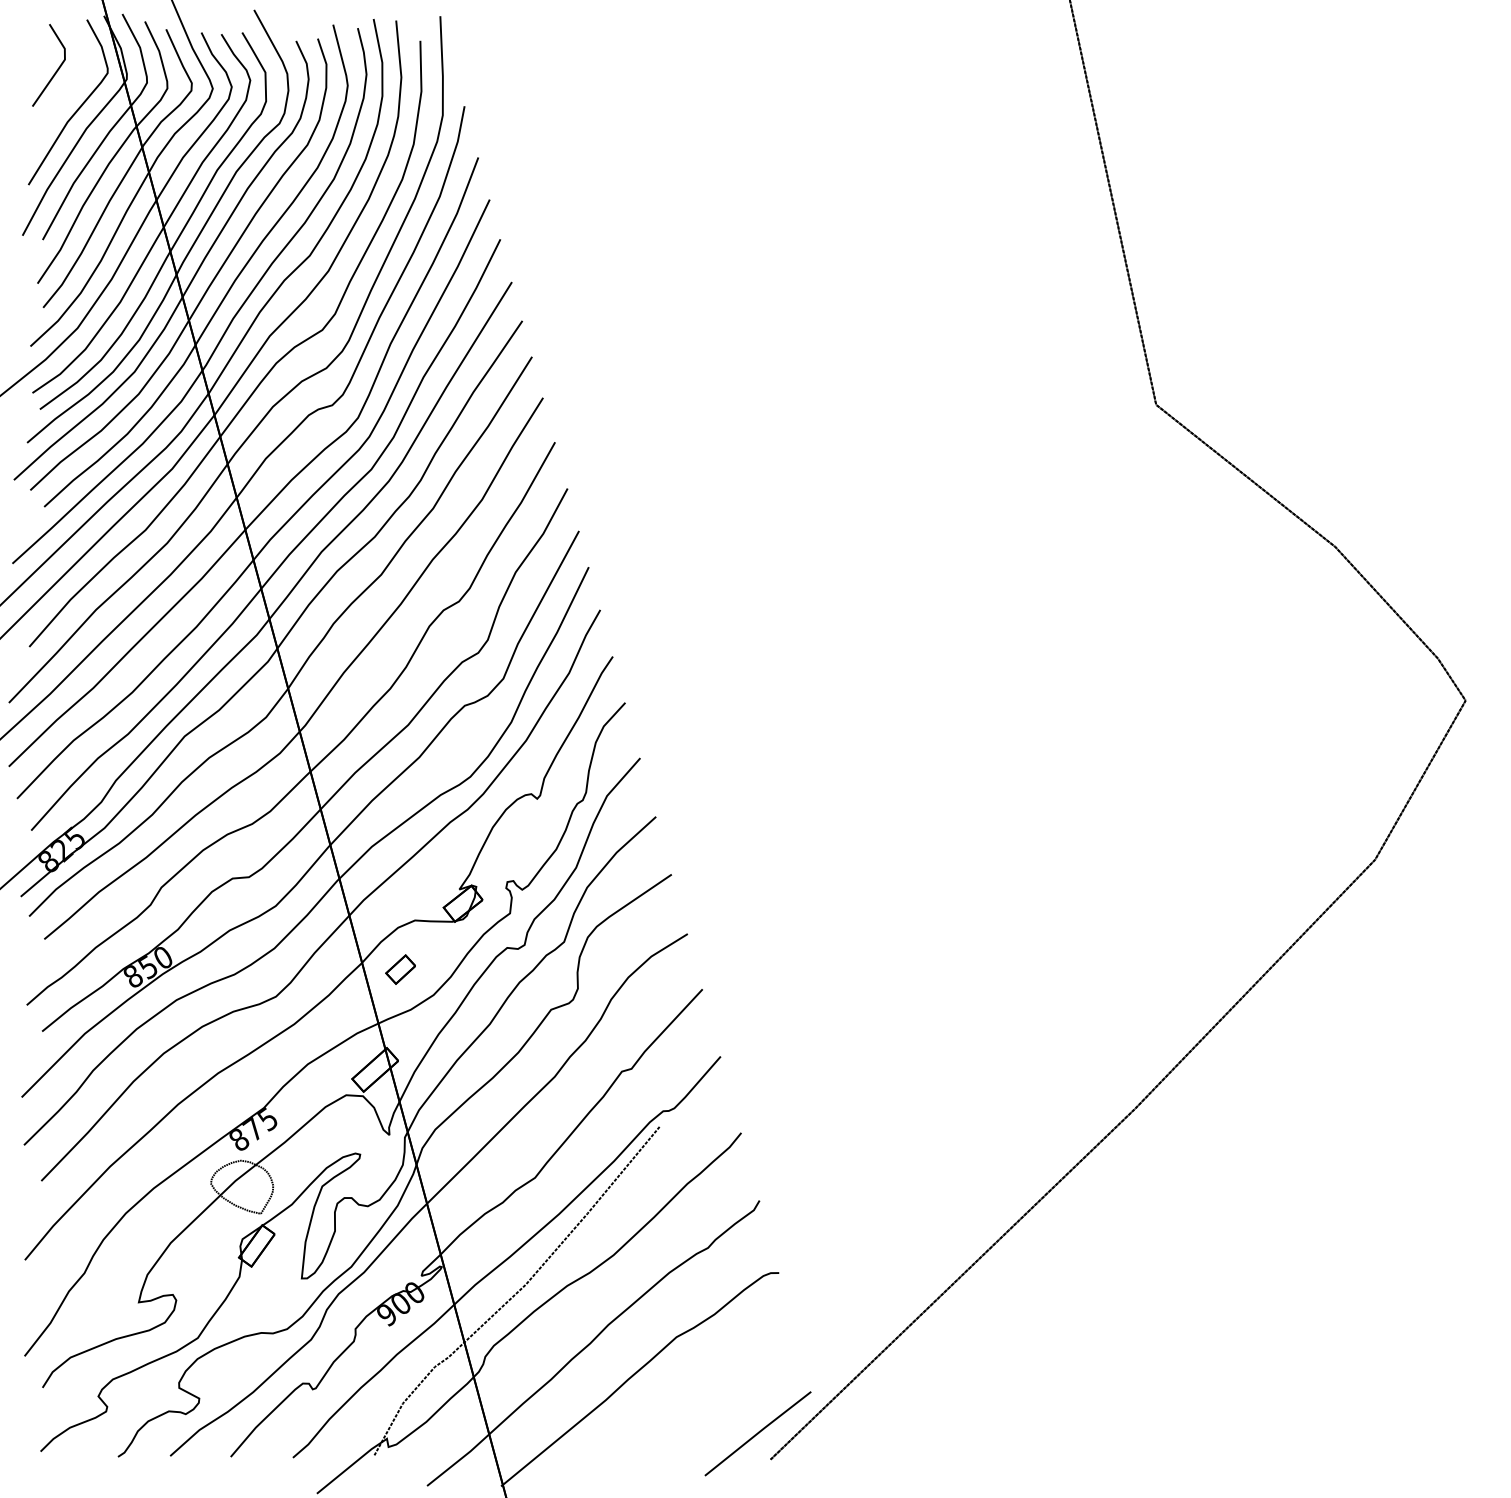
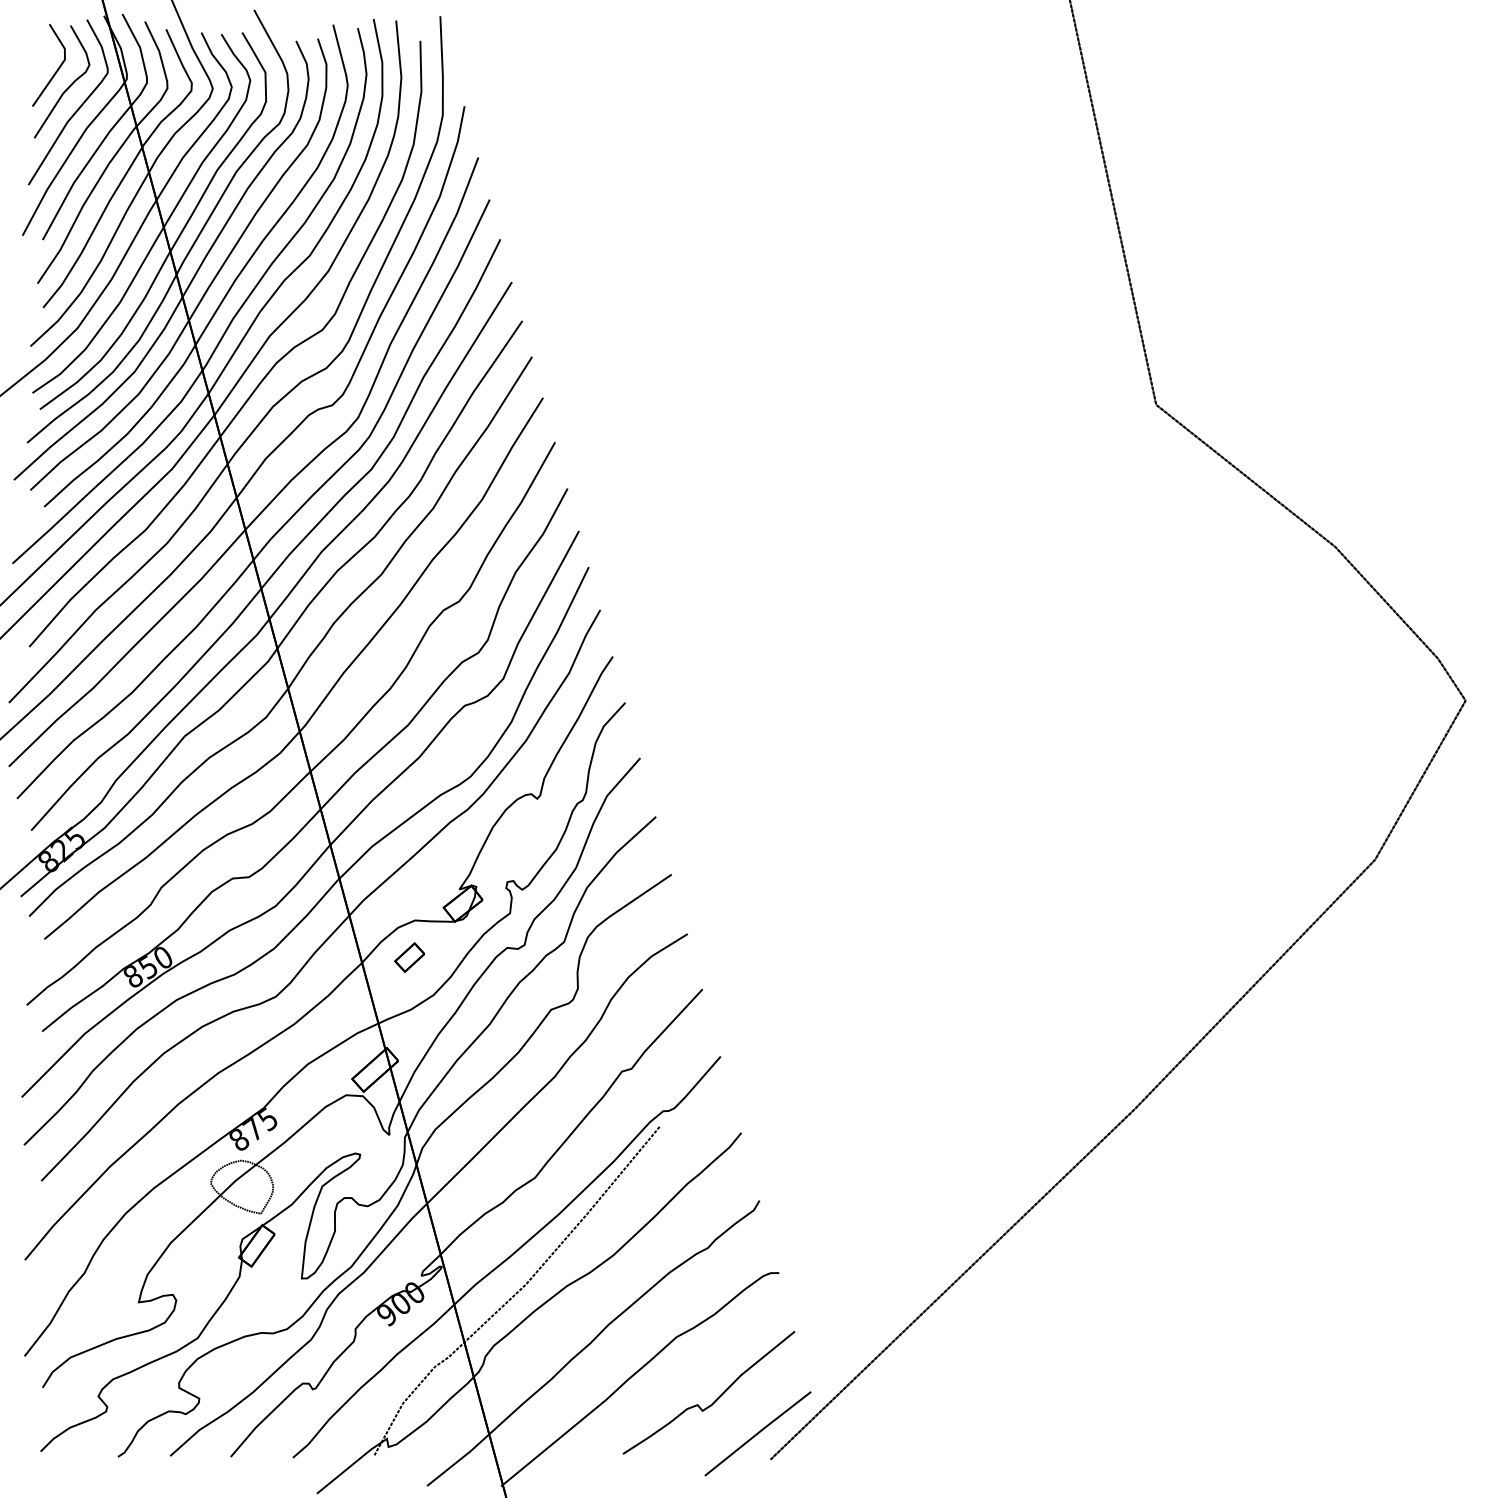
curve: none -> present (67, 87)
part position: (400, 969) -> (409, 957) (409, 957)
part: none -> present (715, 1399)
